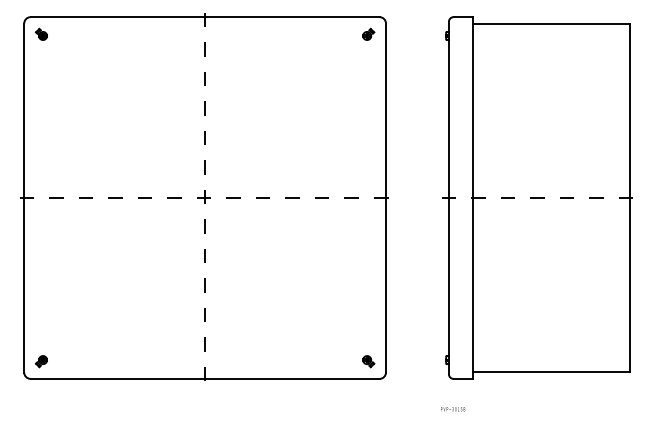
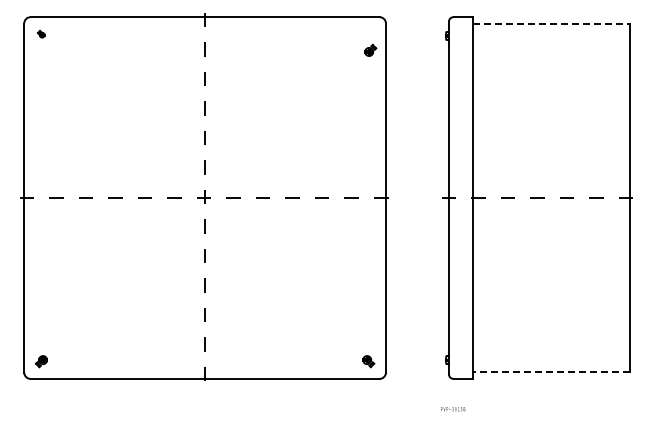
line: solid -> dashed (551, 24)
part size: 14x14 px -> 9x10 px (41, 33)
part position: (368, 33) -> (370, 49) (370, 49)
line: solid -> dashed (550, 371)
